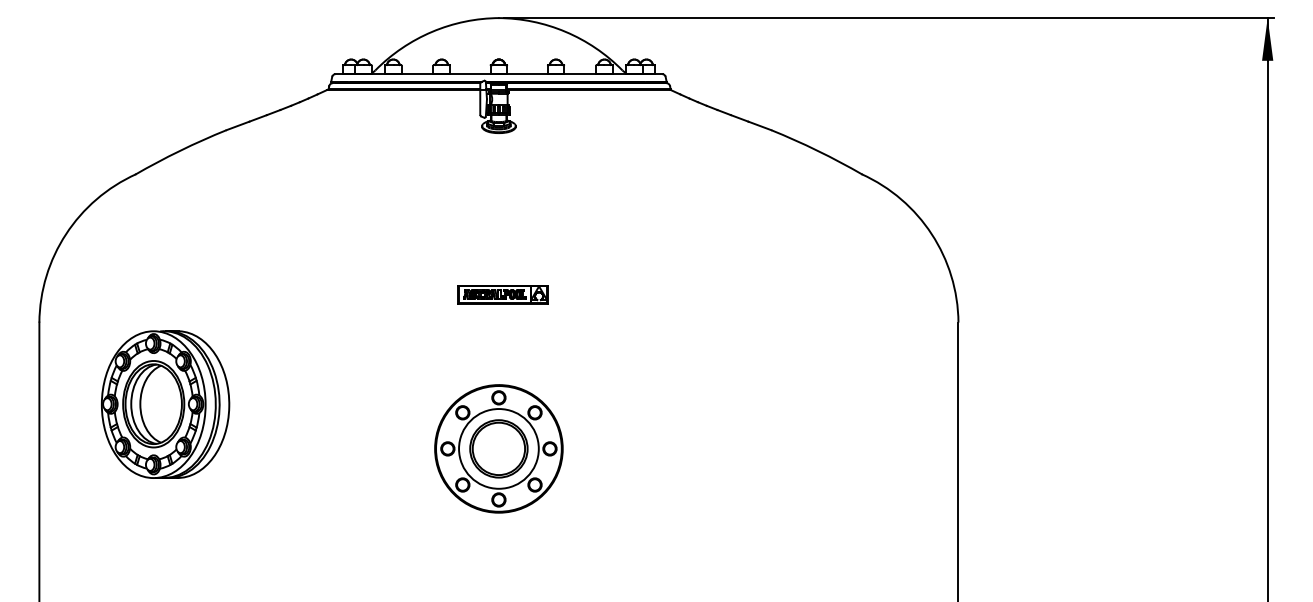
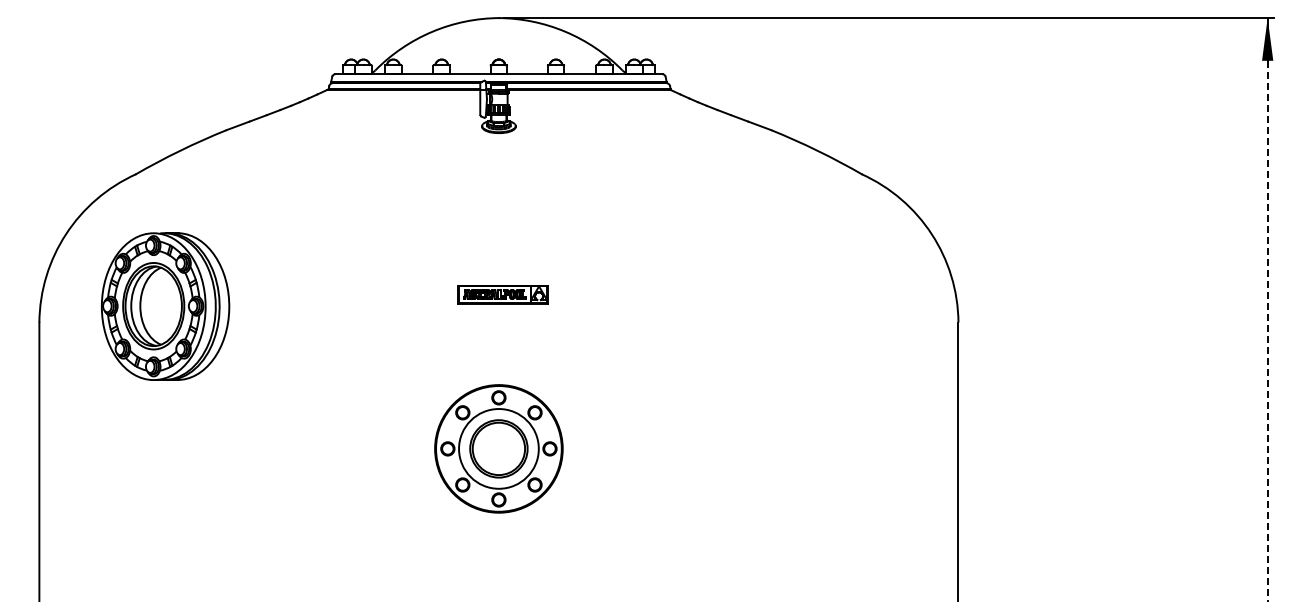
line: solid -> dashed (1267, 331)
part position: (165, 404) -> (165, 306) (165, 306)
